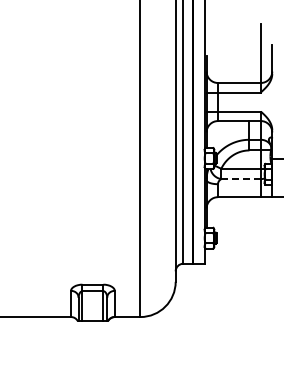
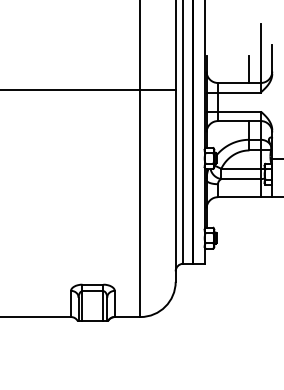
line: none -> present (249, 69)
line: none -> present (88, 89)
line: dashed -> solid (241, 179)
